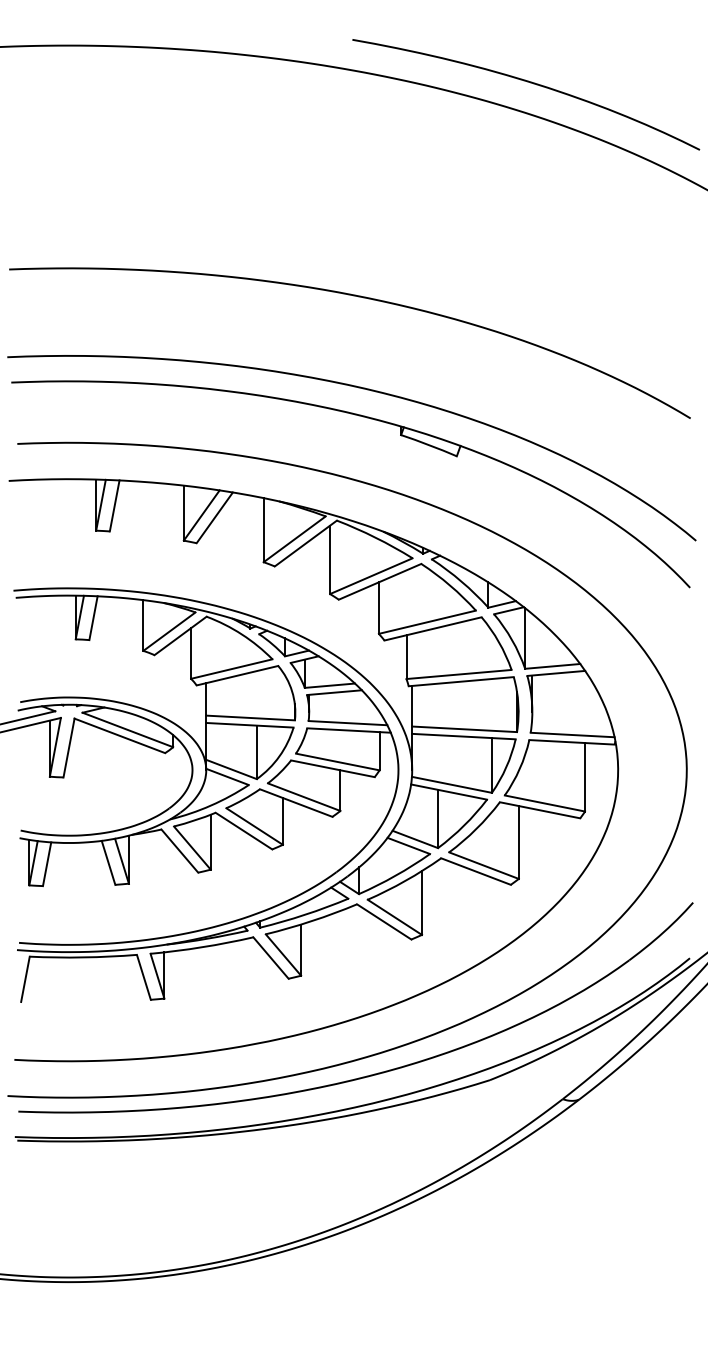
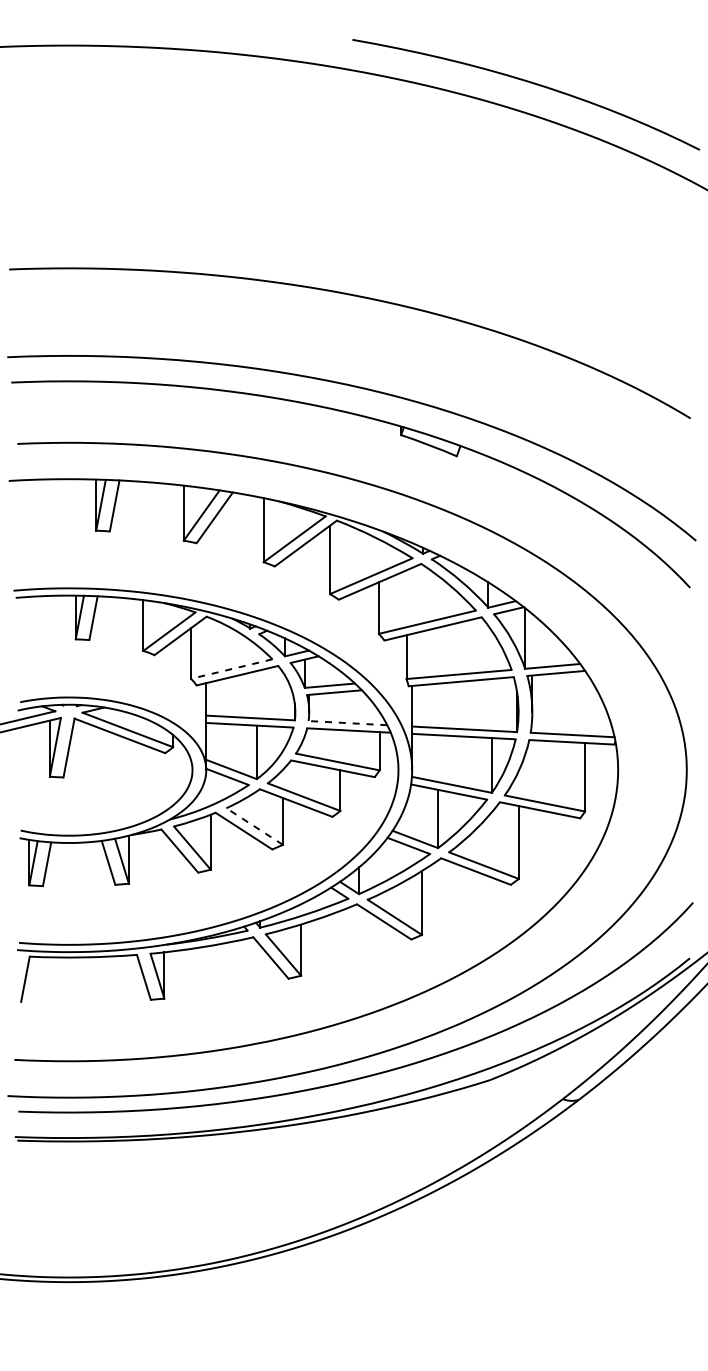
line: solid -> dashed (231, 669)
line: solid -> dashed (347, 723)
line: solid -> dashed (254, 826)
